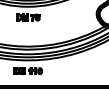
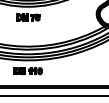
line: none -> present (53, 95)
